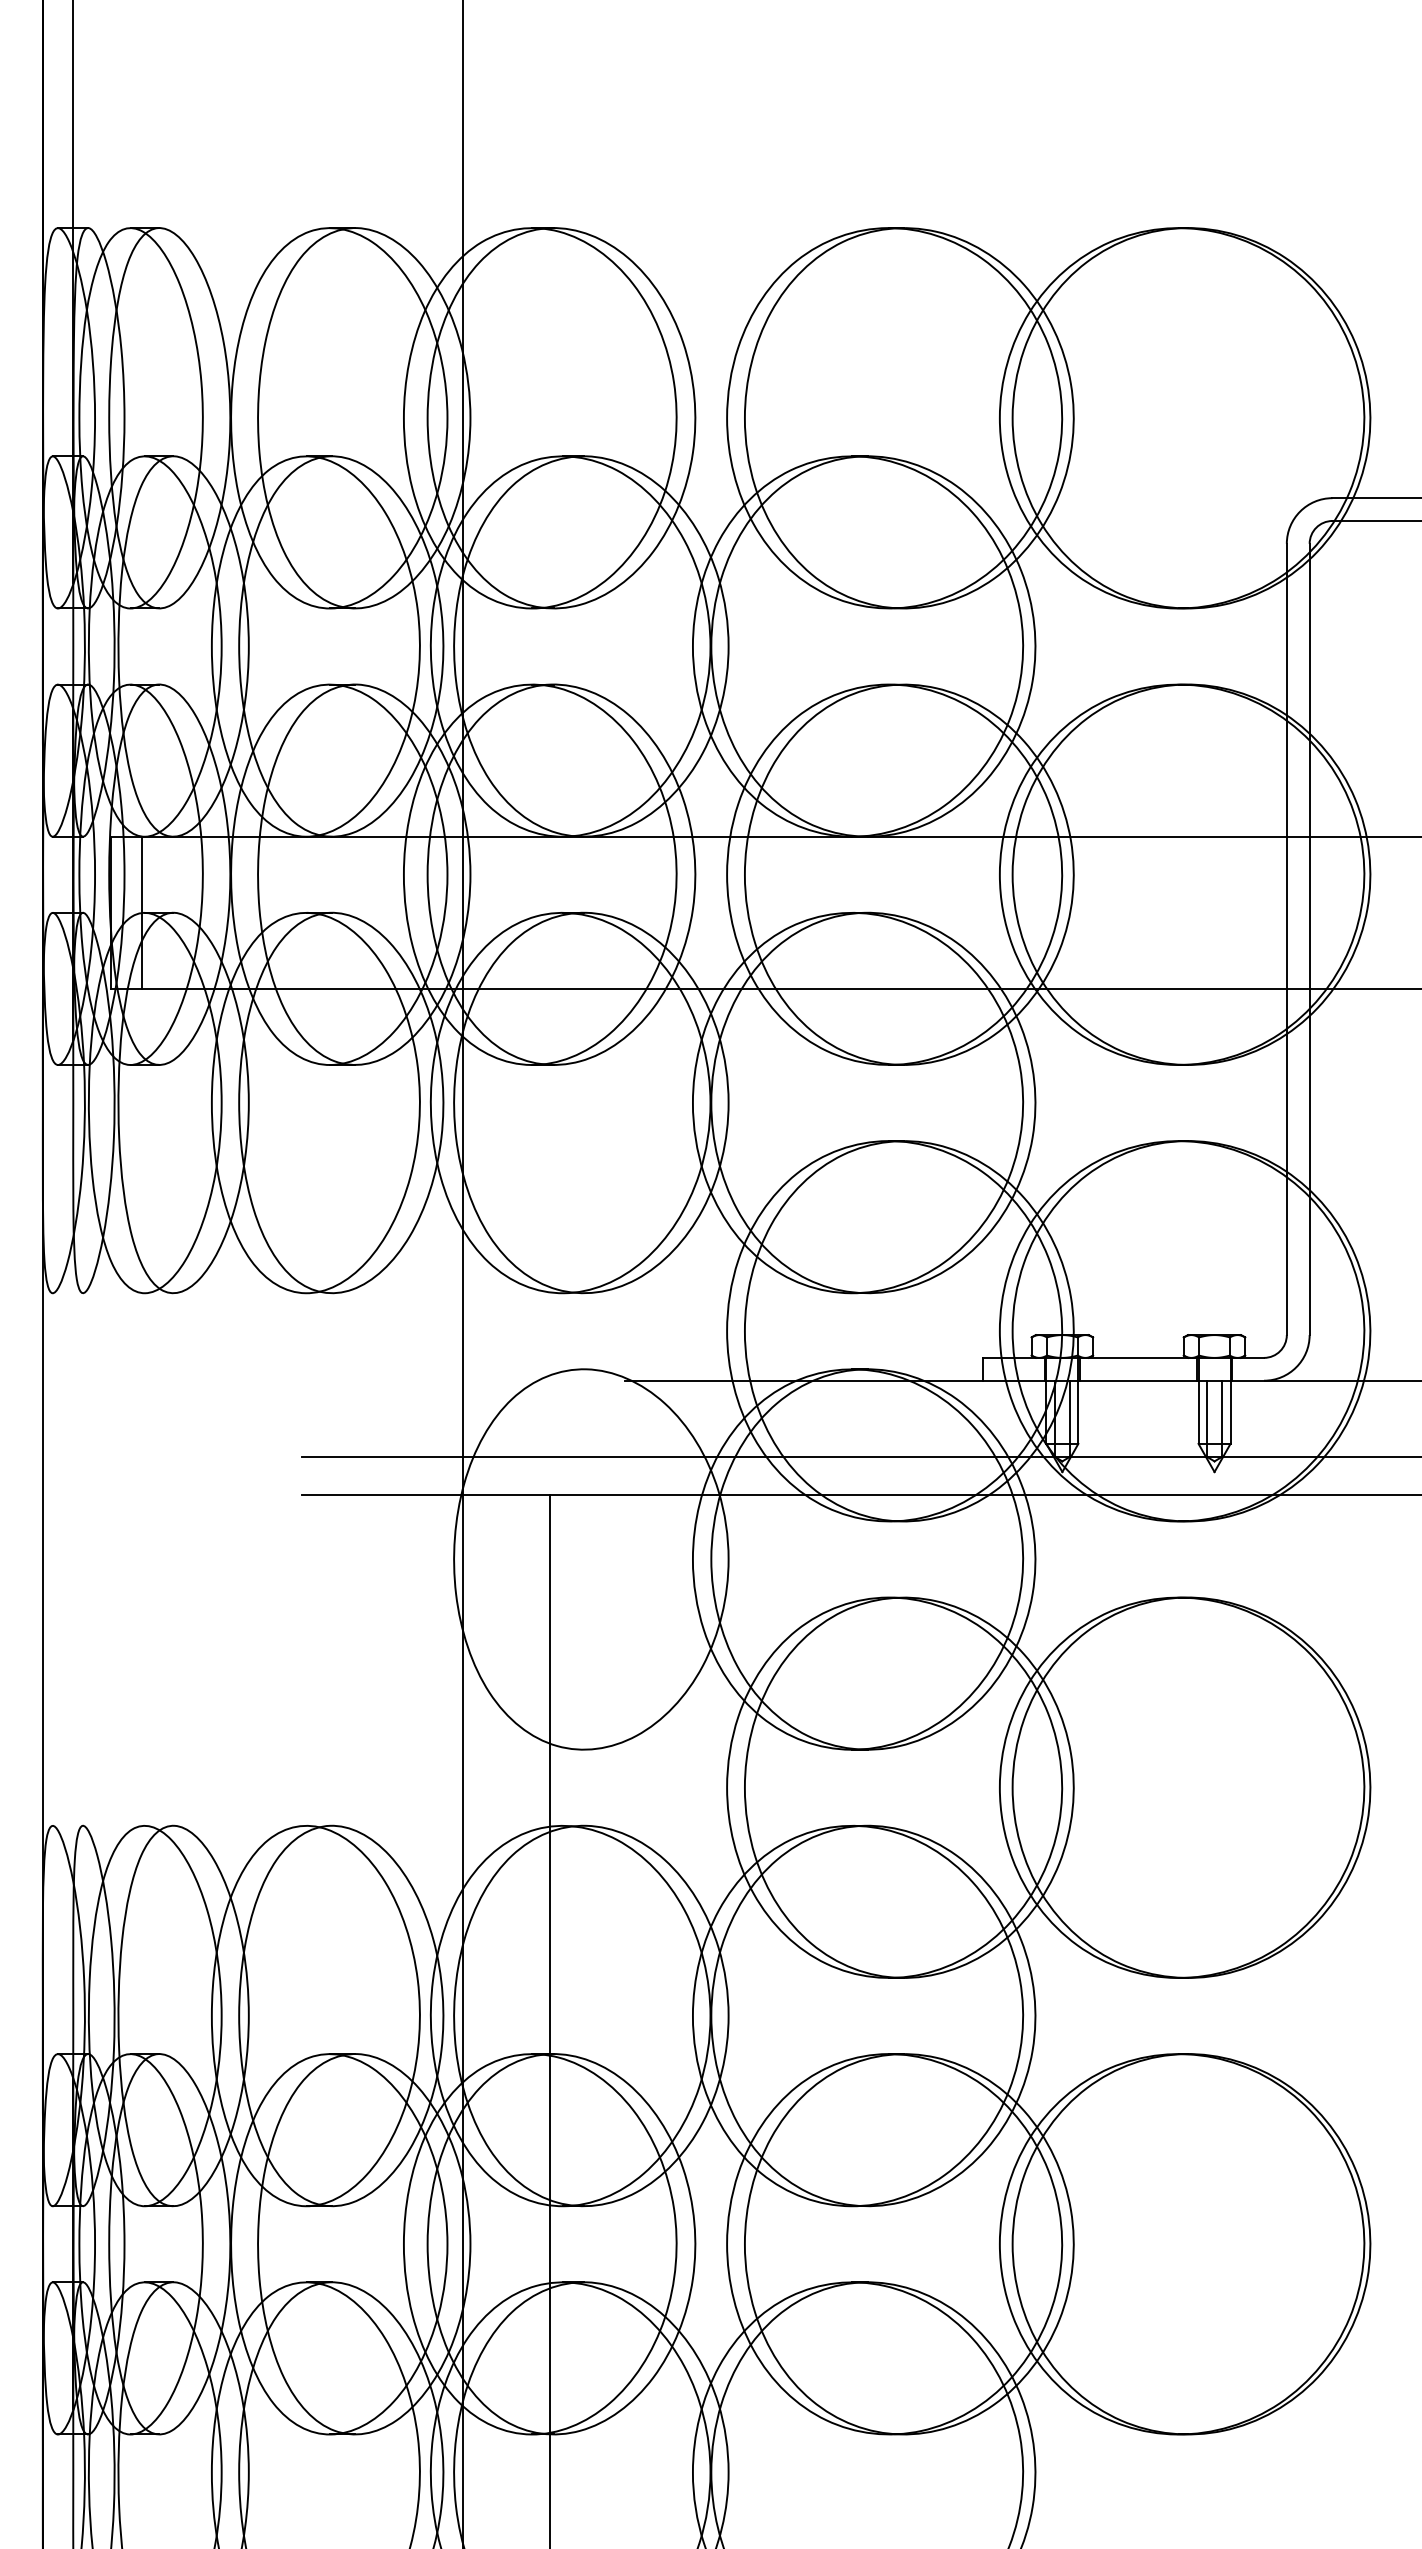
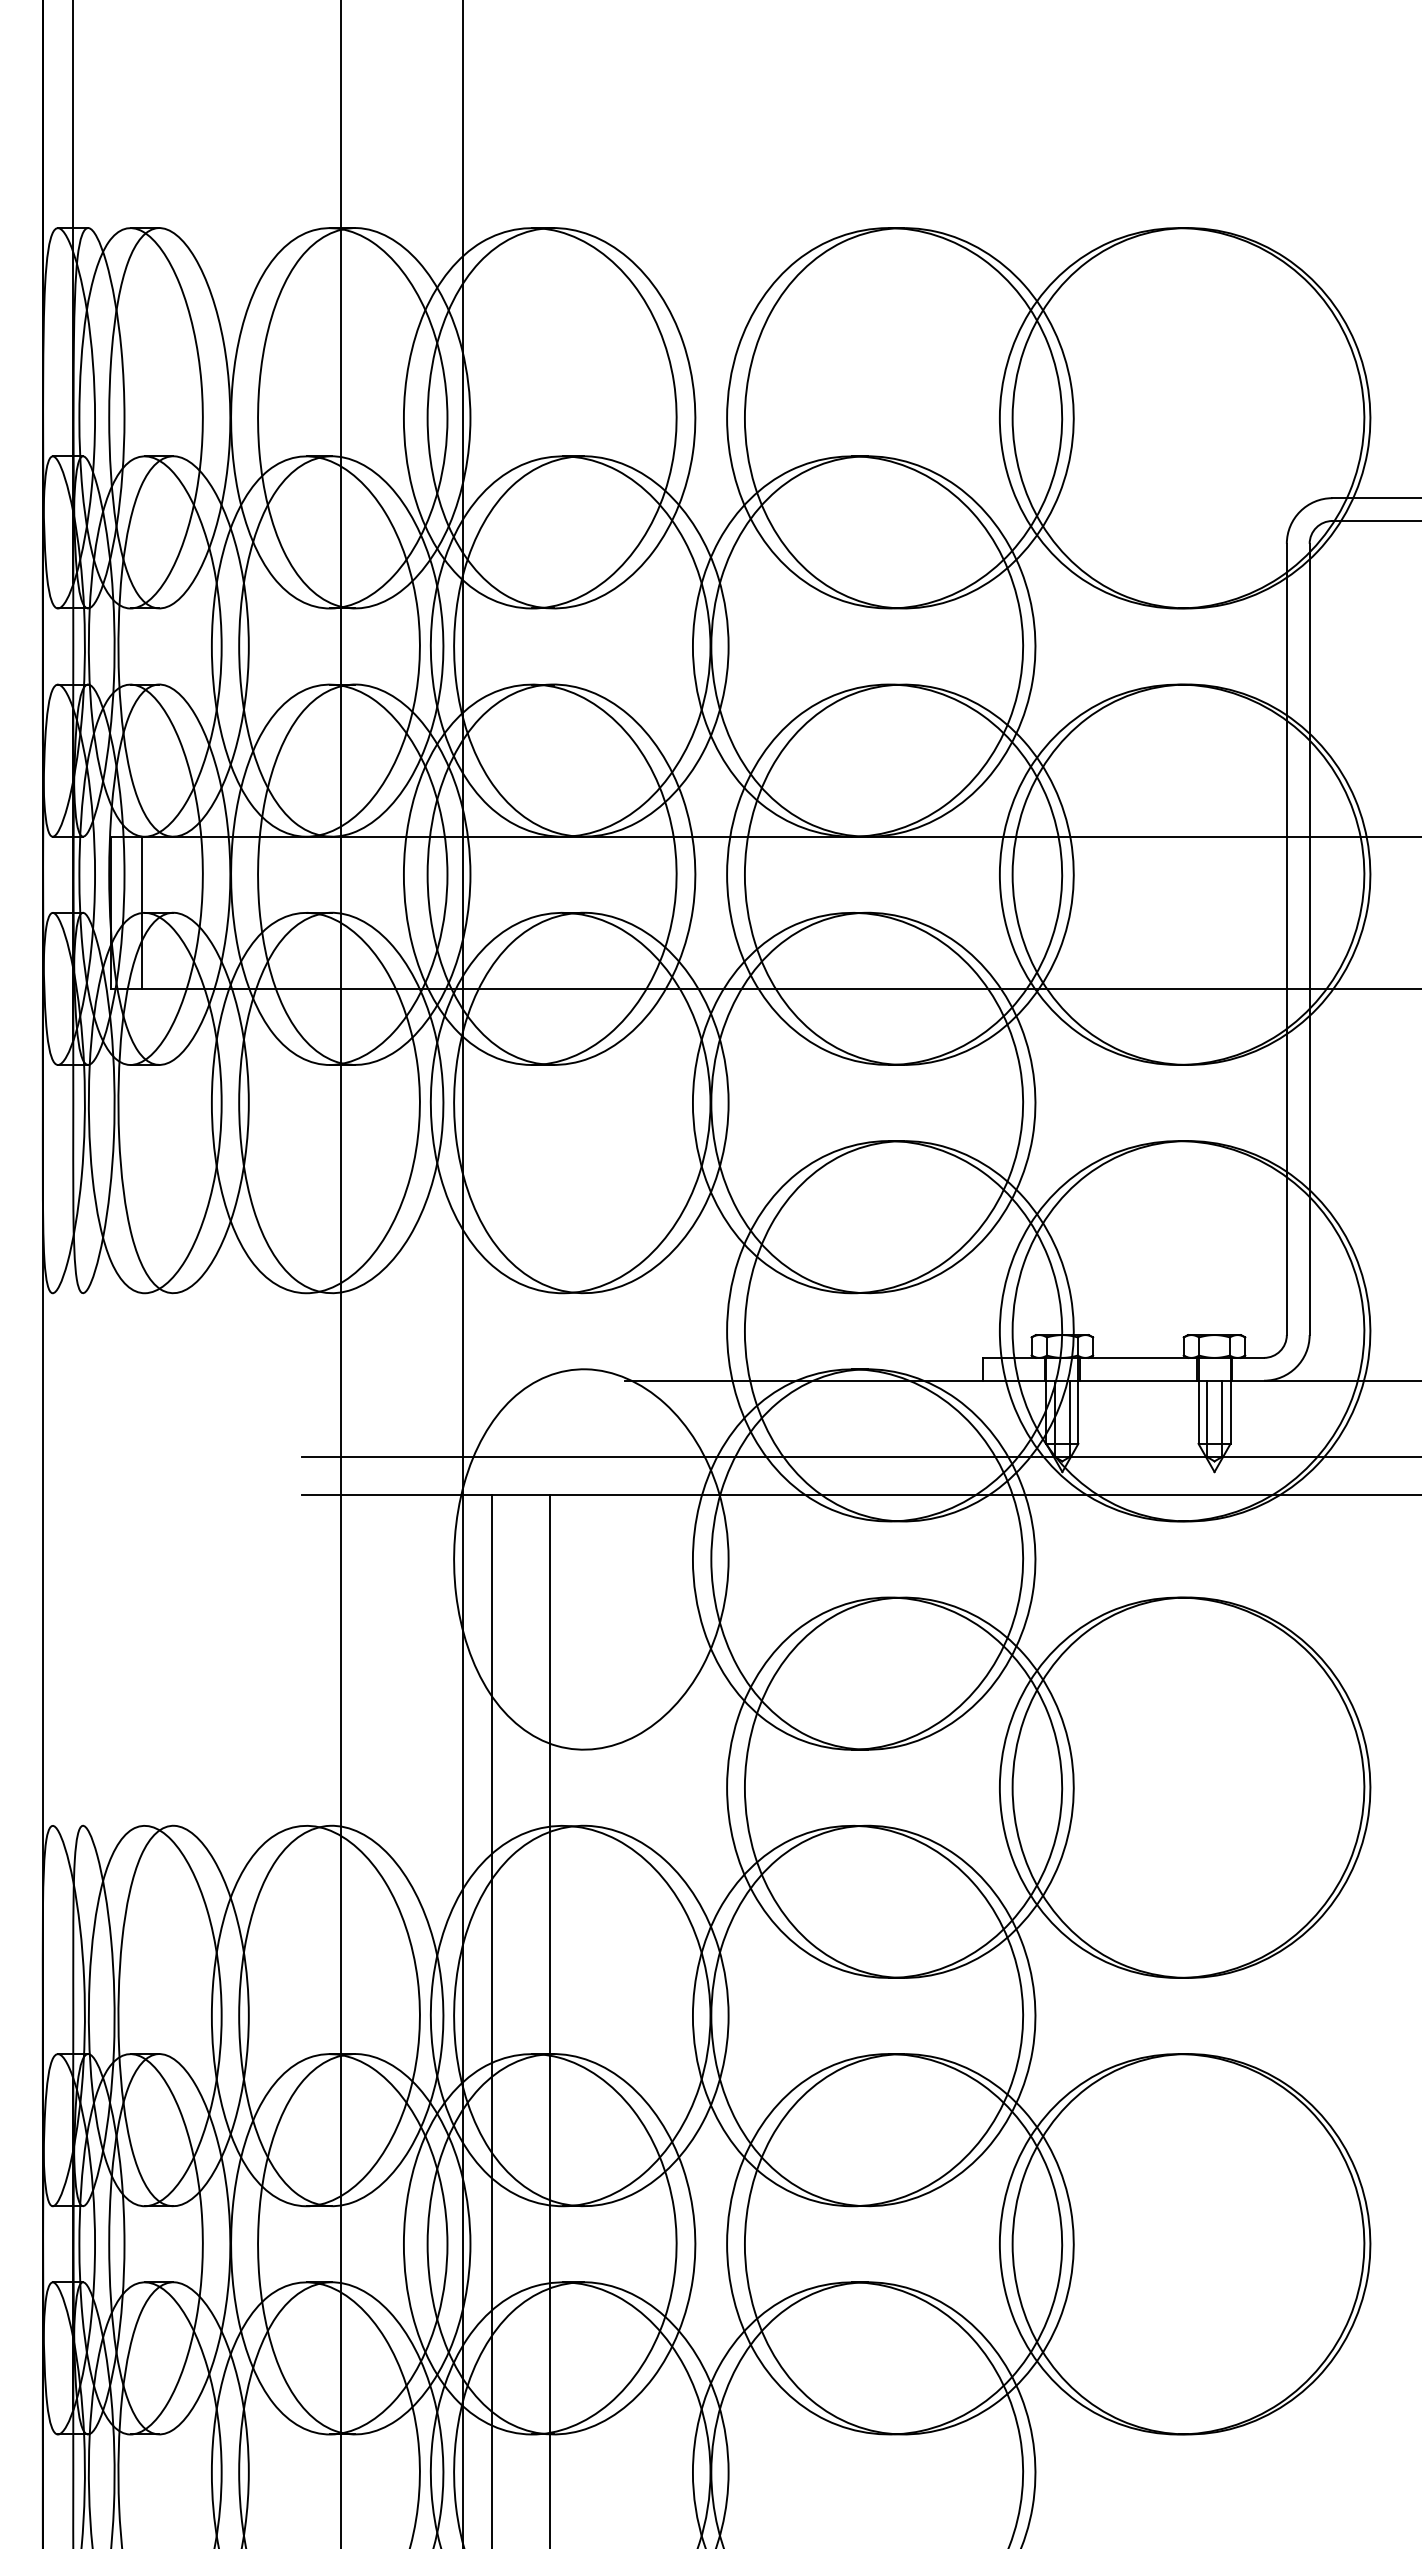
line: none -> present (341, 1273)
line: none -> present (491, 2019)
